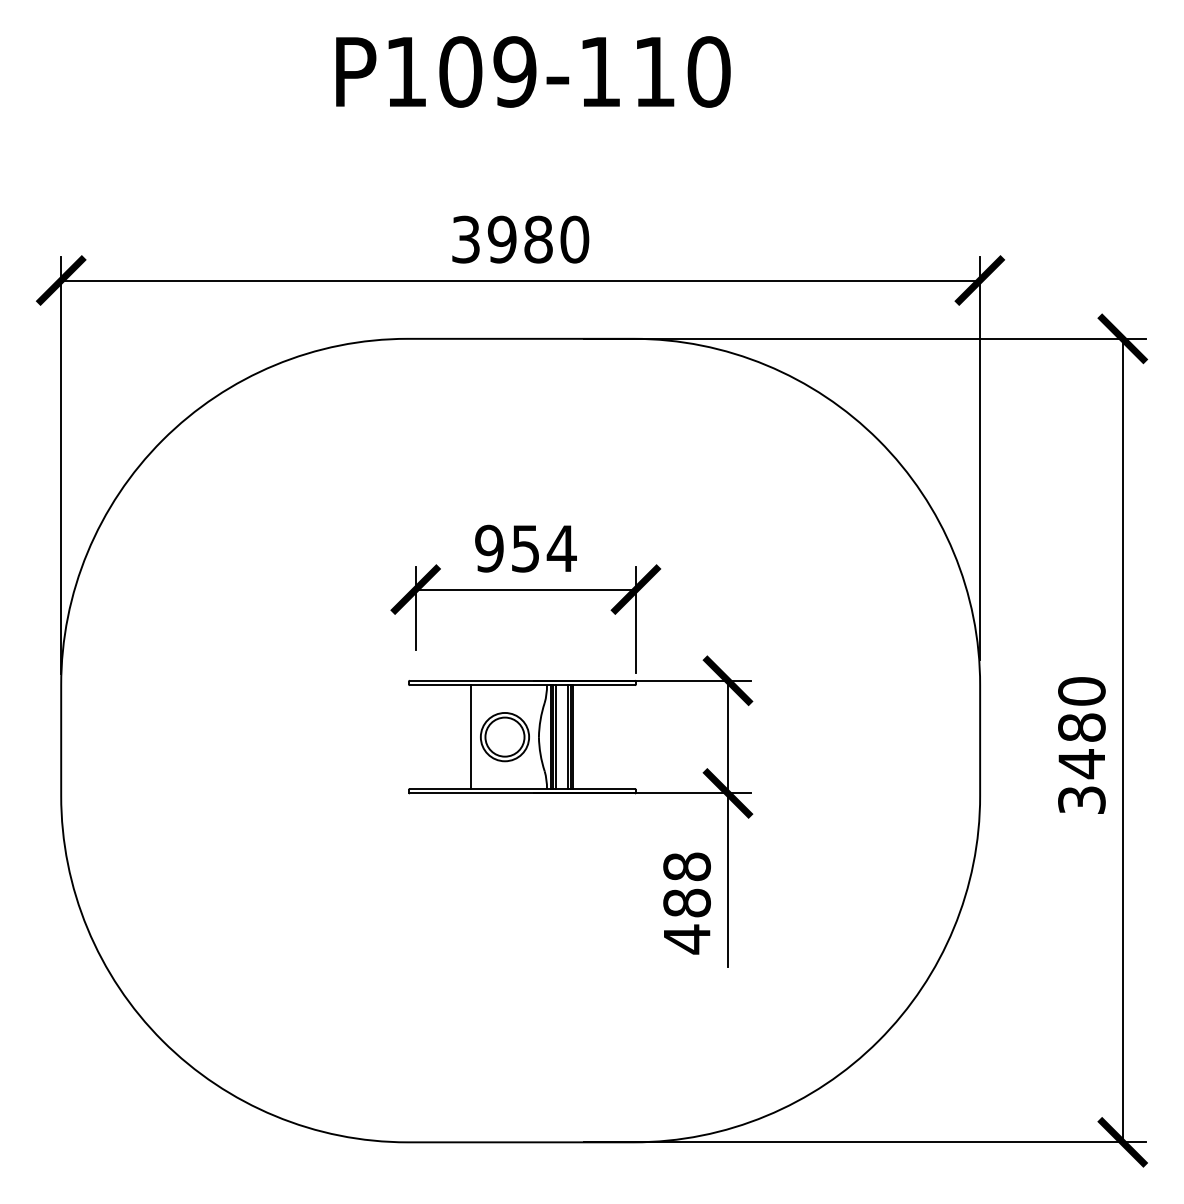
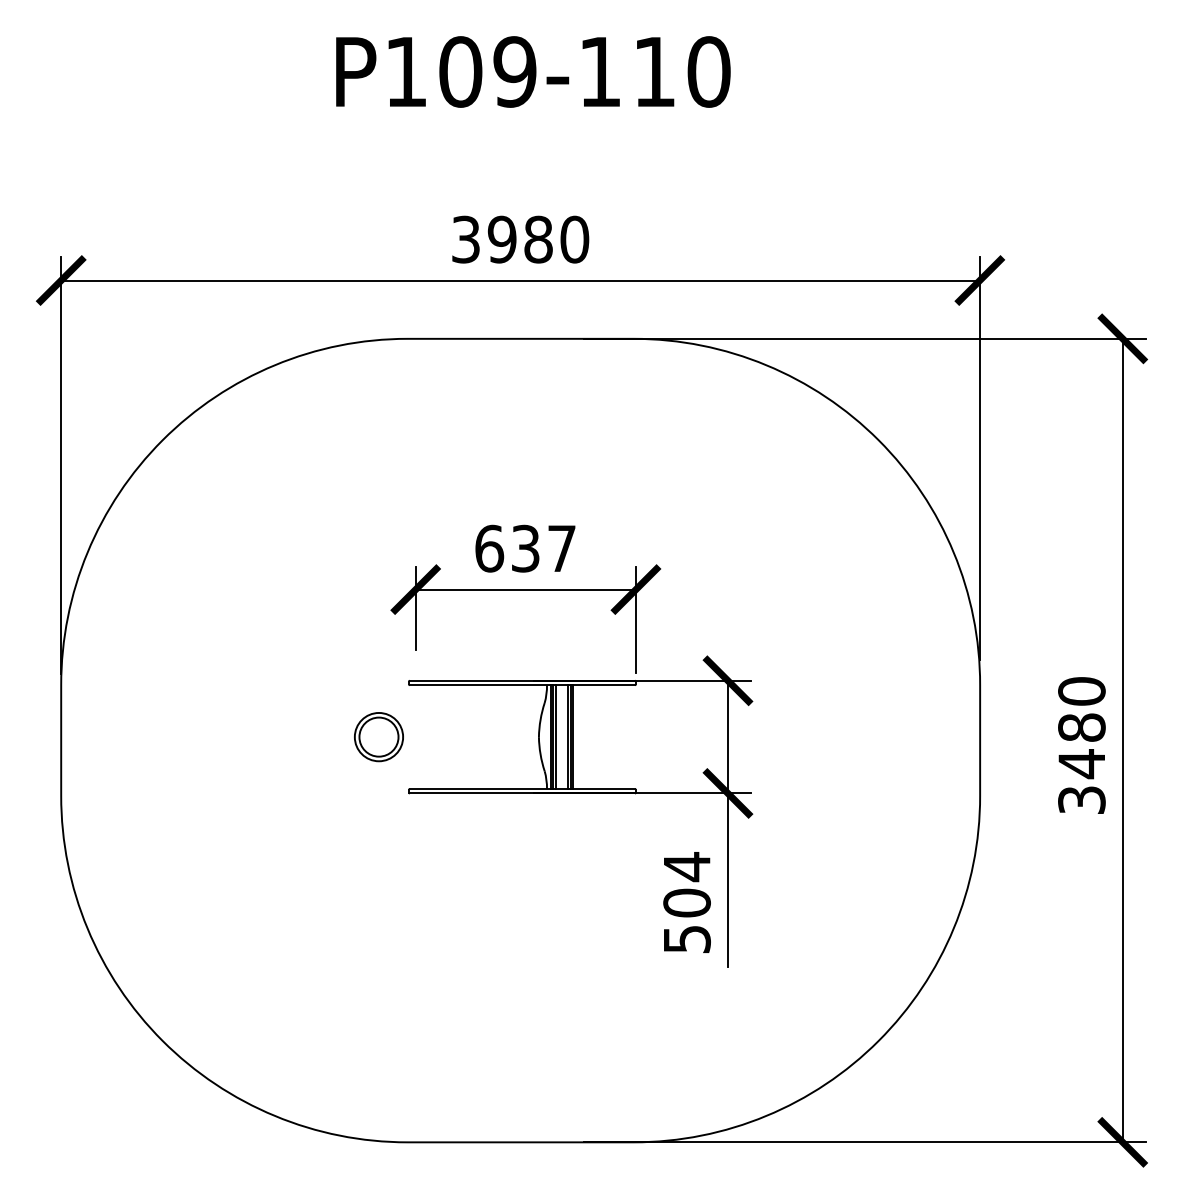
text: 954 -> 637 (525, 548)
line: present -> none (470, 737)
part position: (504, 737) -> (378, 737) (378, 737)
text: 488 -> 504 (686, 903)
